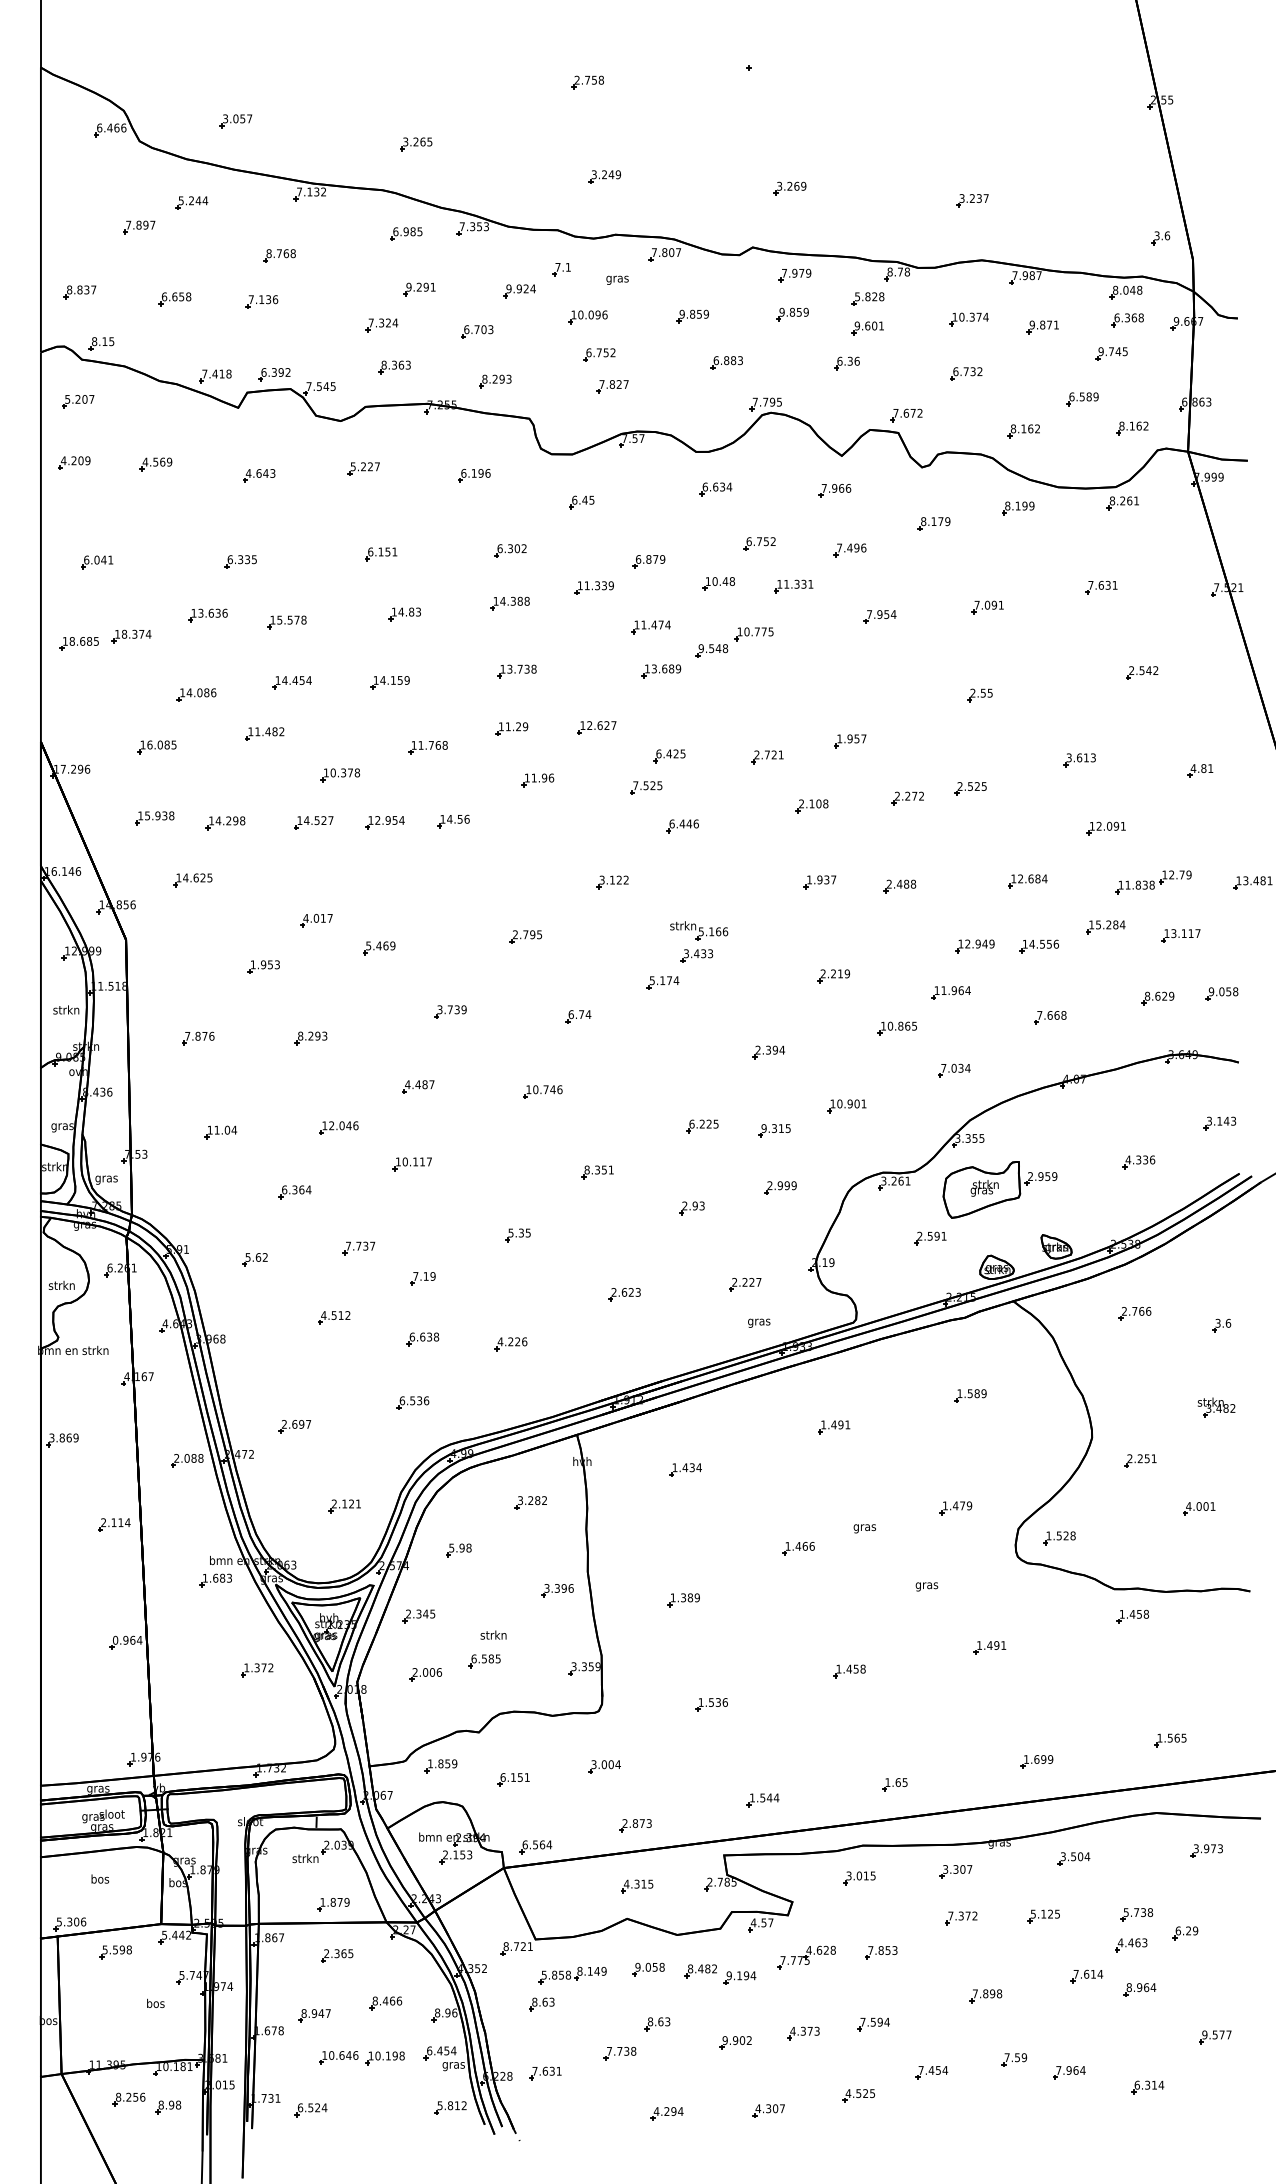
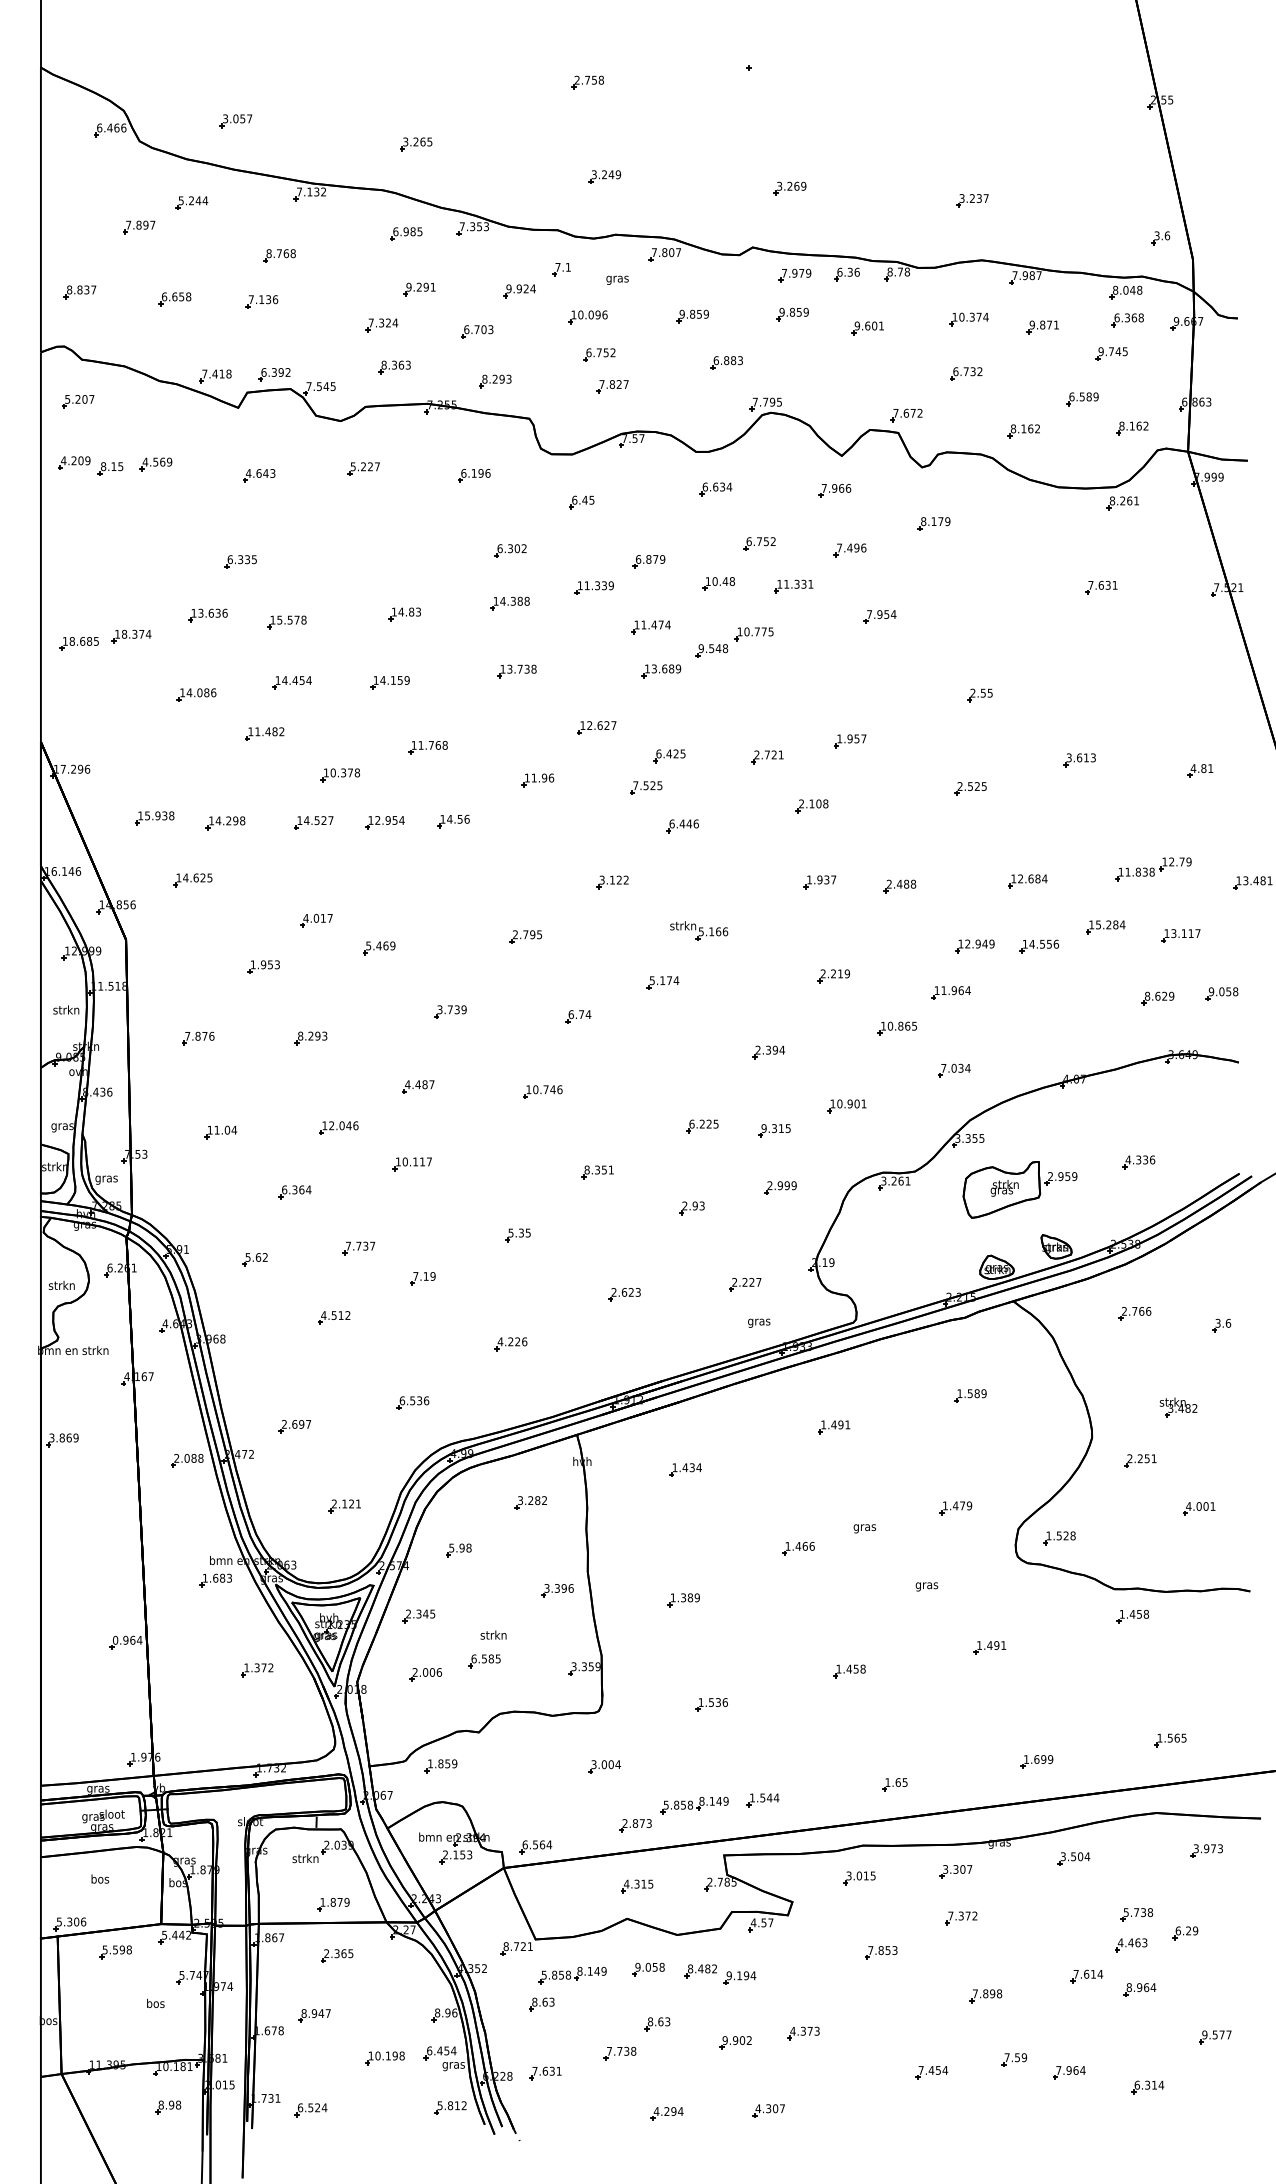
part: present -> none (867, 298)
part position: (101, 343) -> (110, 468) (110, 468)
part position: (846, 363) -> (846, 274) (846, 274)
part: present -> none (1018, 508)
part: present -> none (381, 554)
part: present -> none (97, 562)
part: present -> none (987, 607)
part: present -> none (1142, 672)
part: present -> none (511, 728)
part: present -> none (156, 747)
part: present -> none (907, 798)
part: present -> none (1105, 828)
part position: (1153, 882) -> (1153, 869) (1153, 869)
part: present -> none (696, 955)
part: present -> none (1050, 1017)
part: present -> none (1219, 1123)
part position: (999, 1189) -> (1019, 1189) (1019, 1189)
part: present -> none (930, 1238)
part: present -> none (422, 1339)
part position: (1216, 1407) -> (1178, 1407) (1178, 1407)
part: present -> none (114, 1524)
part: present -> none (513, 1779)
part: none -> present (694, 1805)
part: present -> none (1043, 1916)
part: present -> none (806, 1957)
part: present -> none (385, 2003)
part: present -> none (873, 2024)
part: present -> none (338, 2057)
part: present -> none (858, 2095)
part: present -> none (128, 2099)
